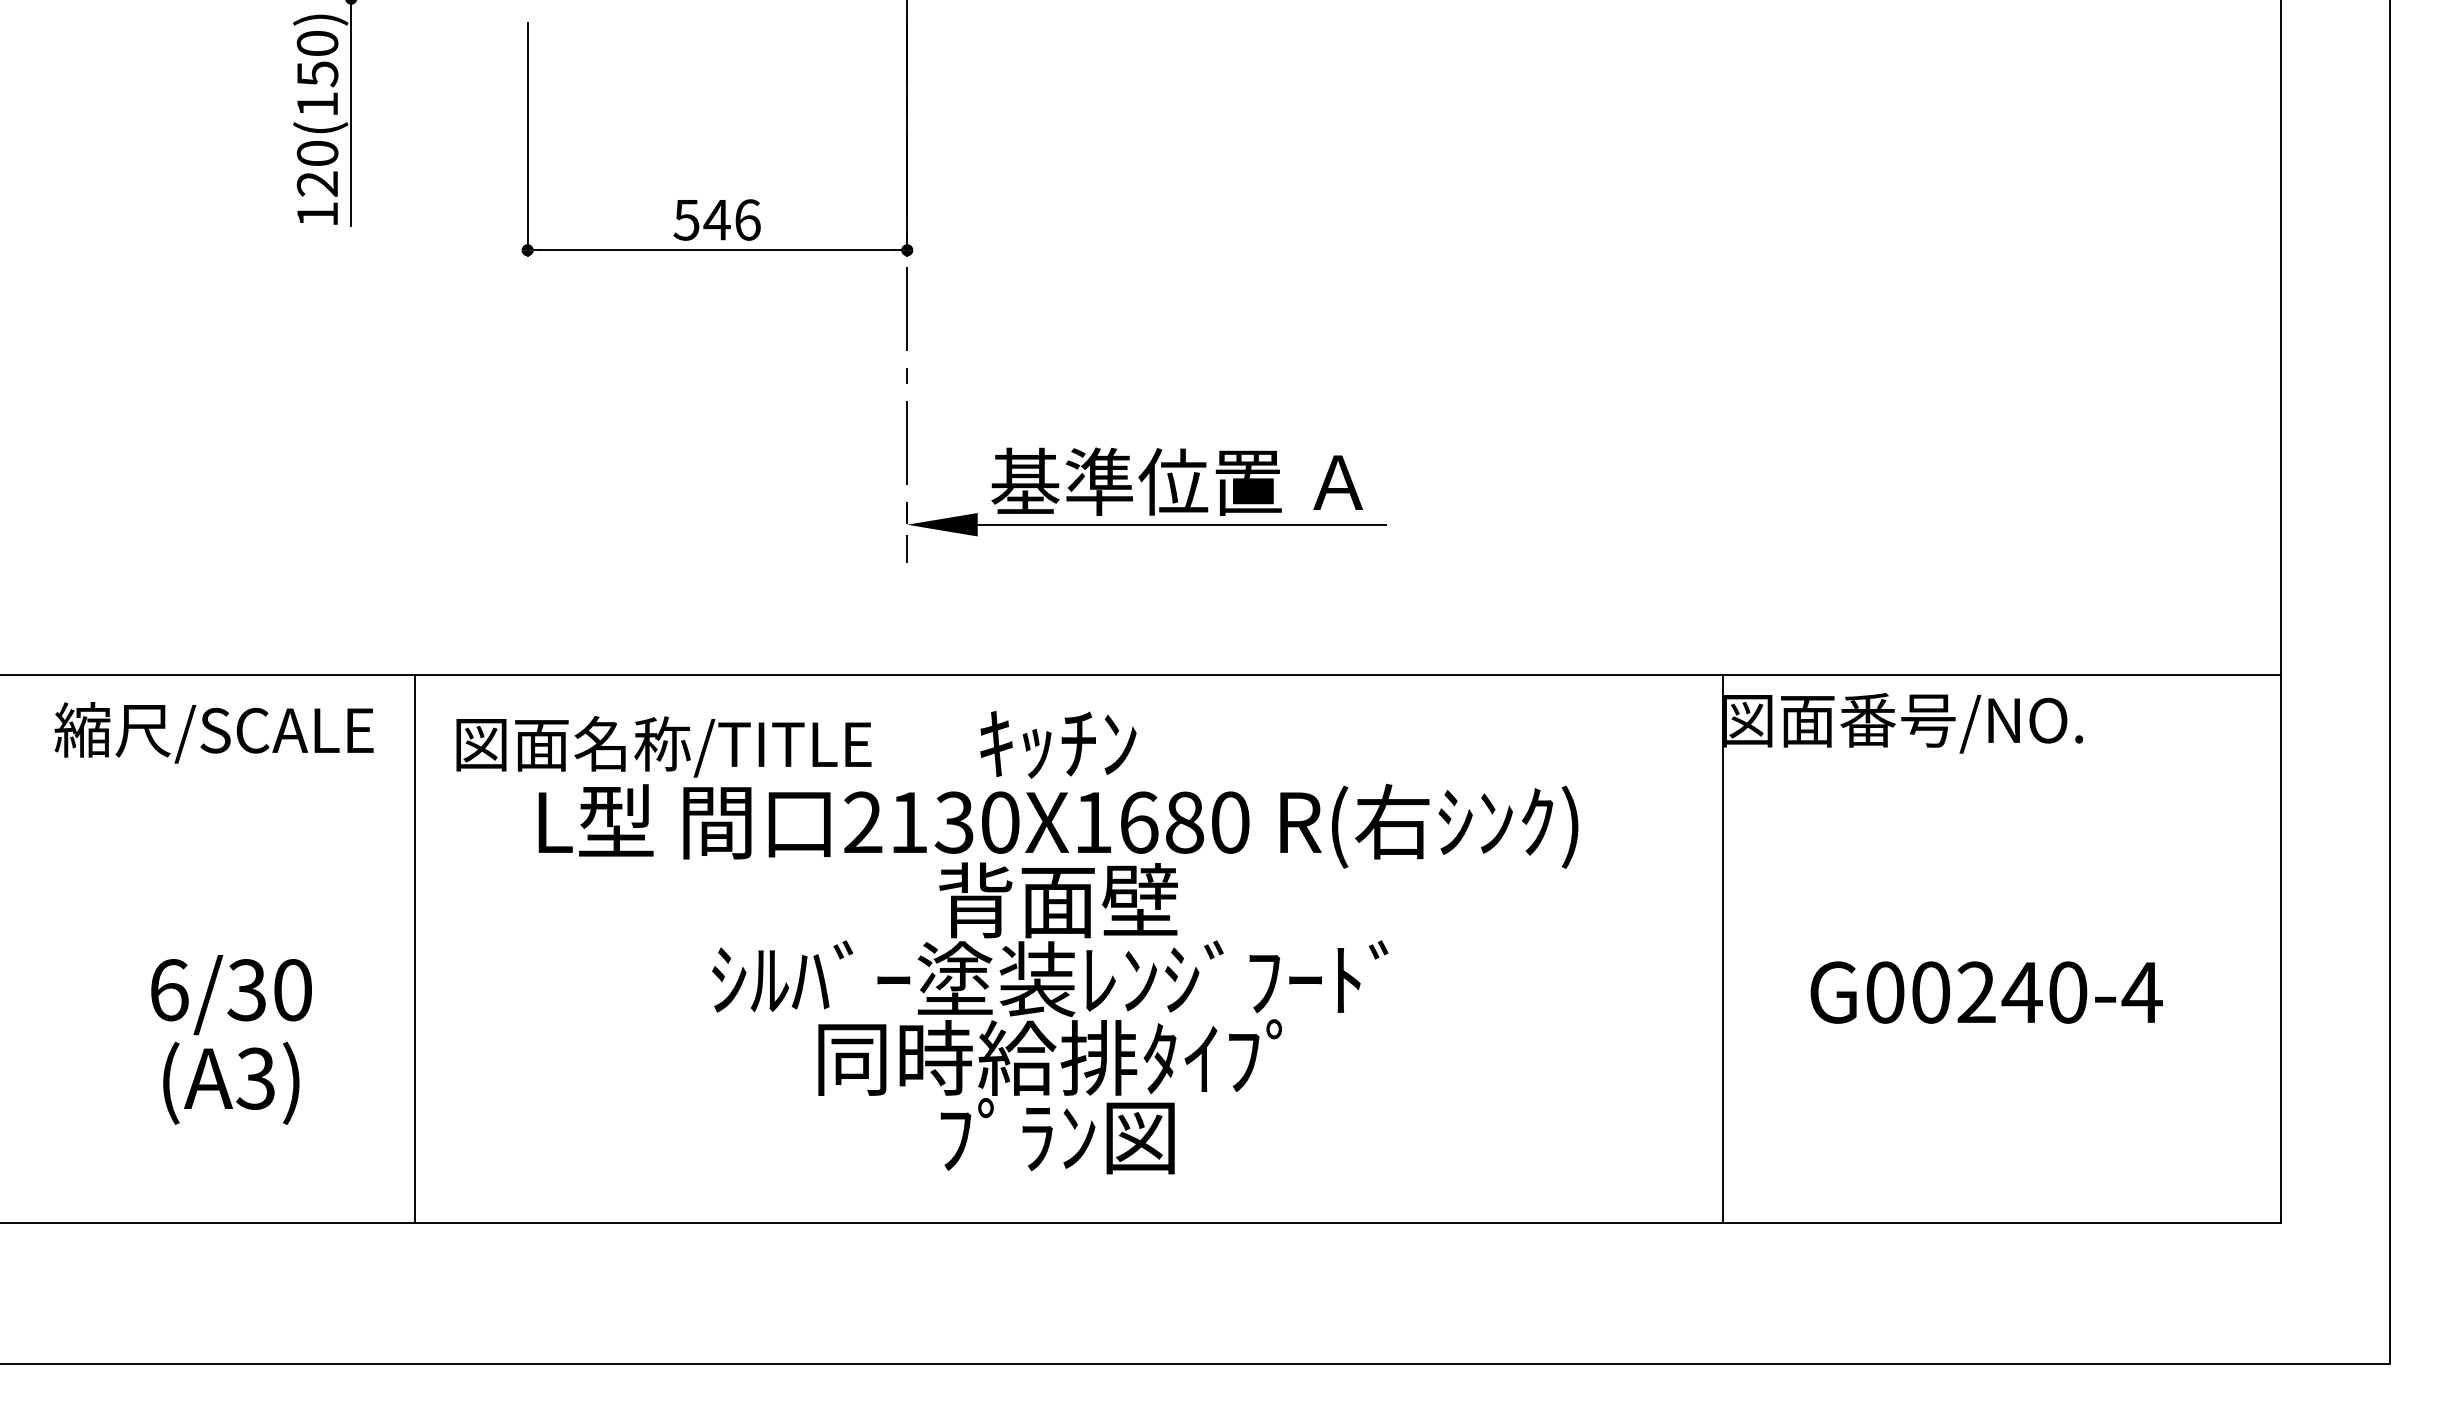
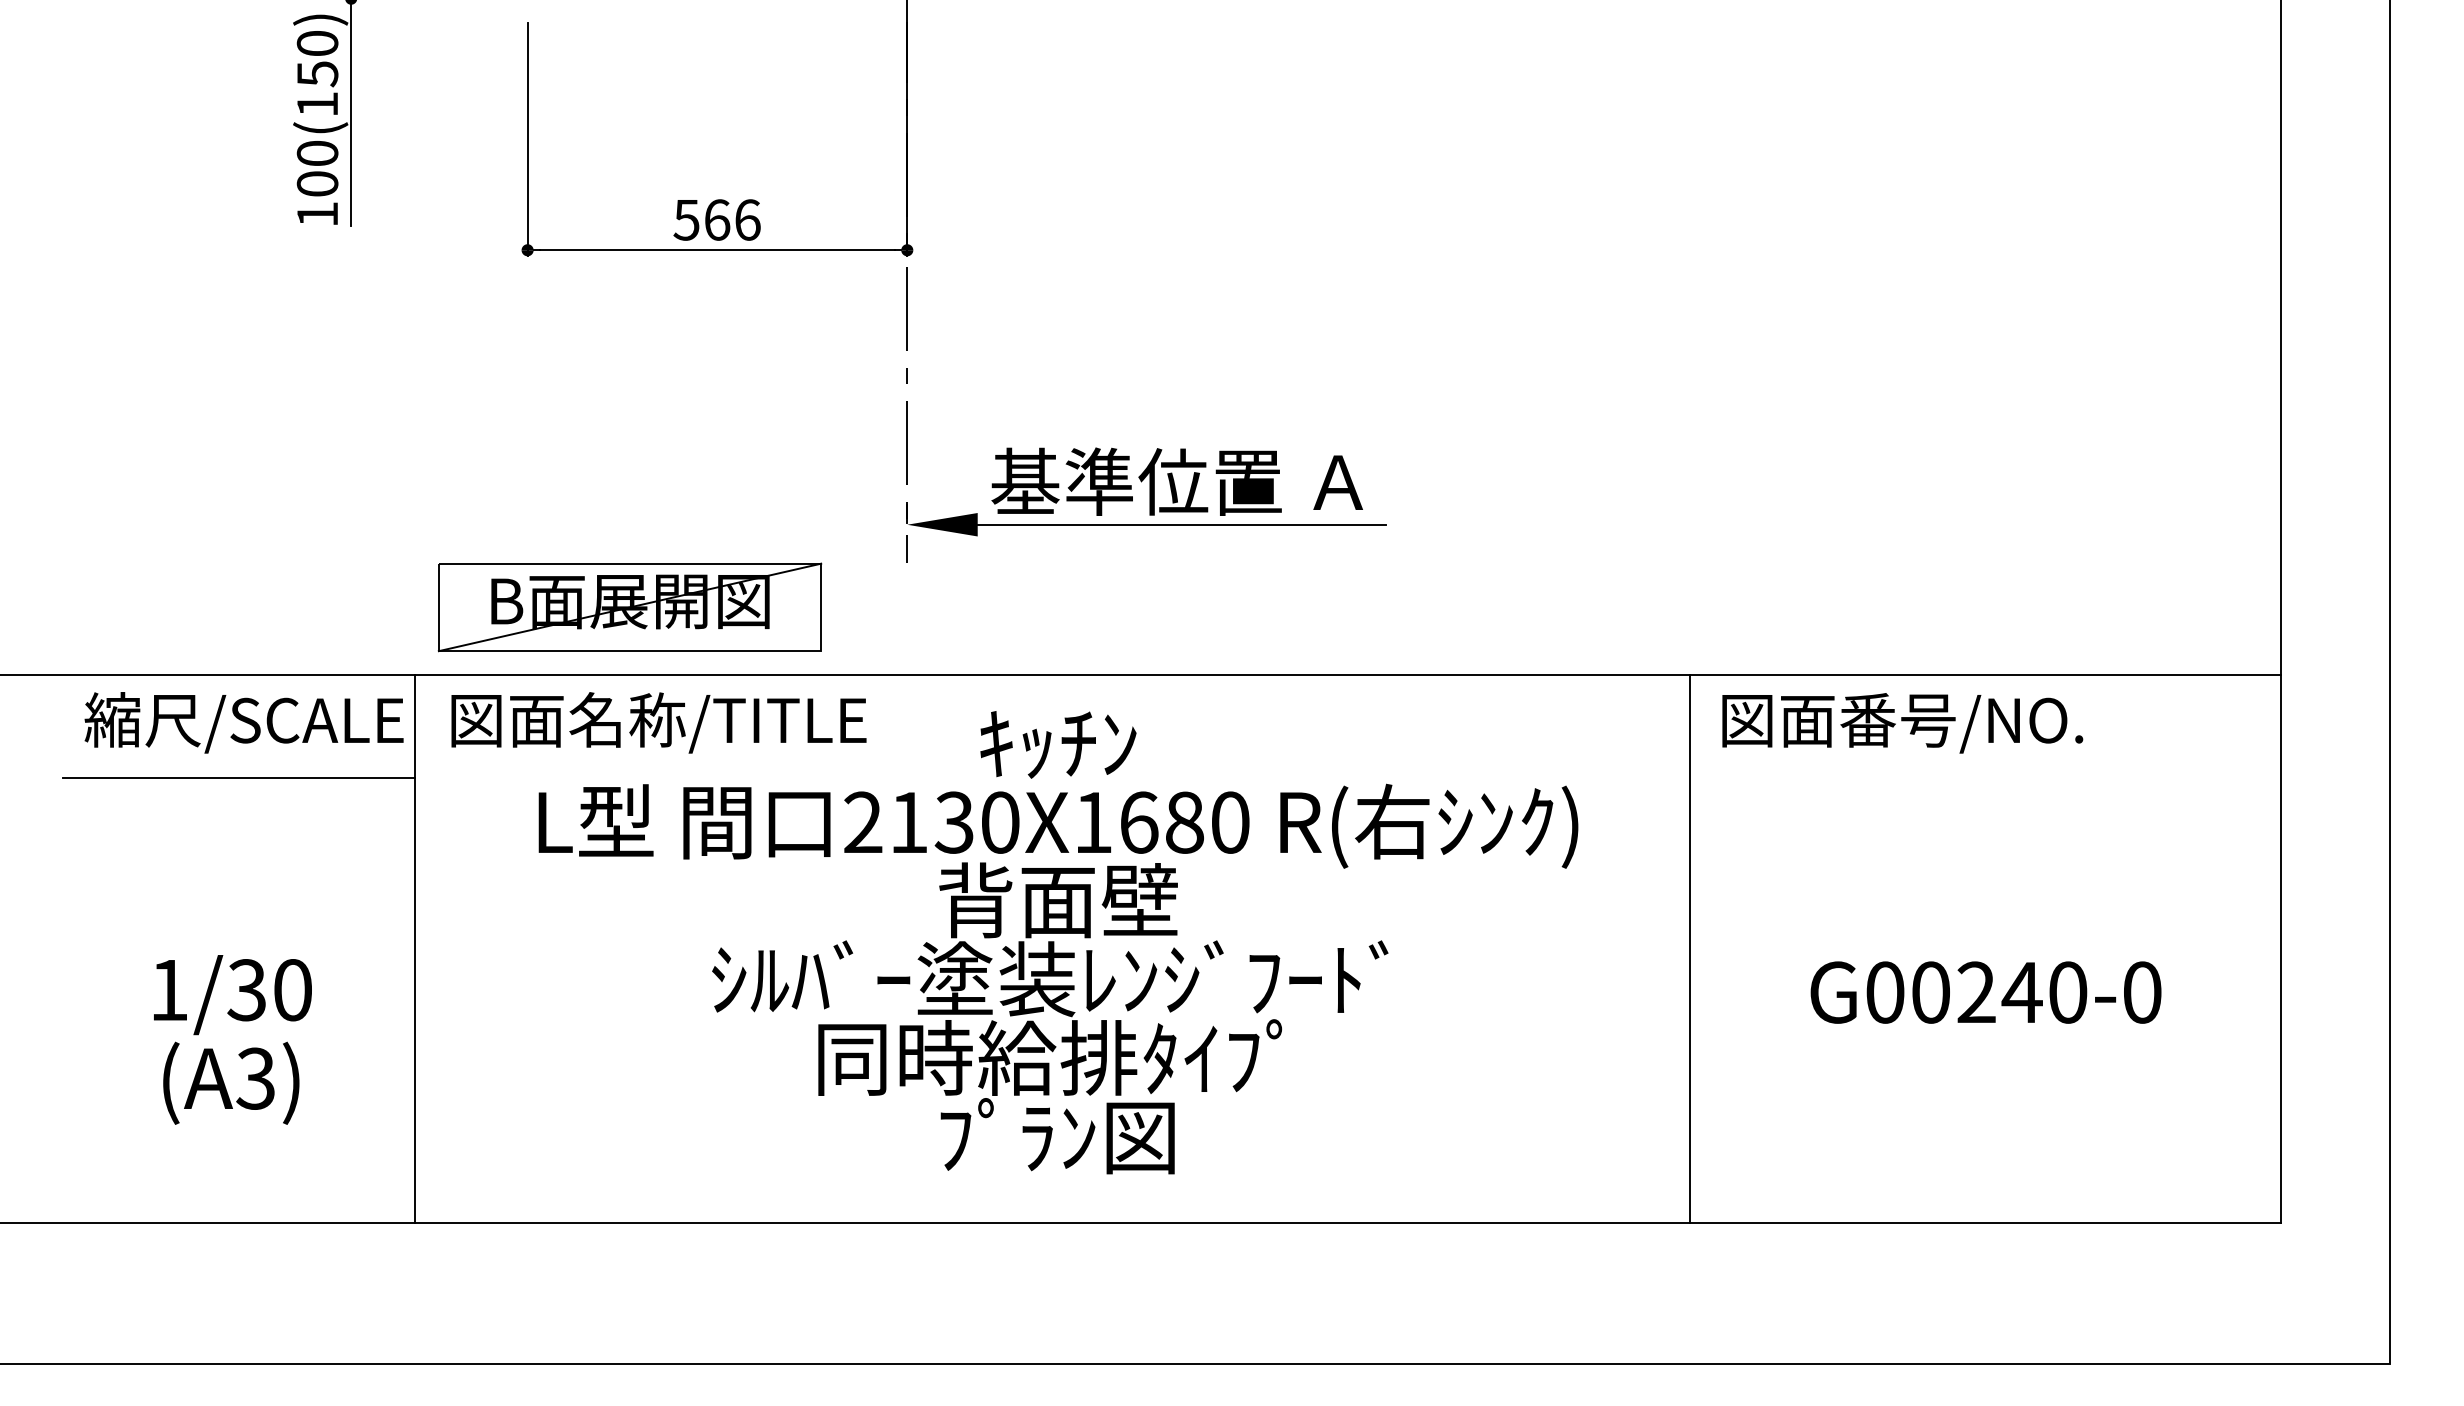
text: 120(150) -> 100(150) (317, 183)
text: 546 -> 566 (716, 219)
part: none -> present (629, 607)
text position: (213, 732) -> (243, 722) (243, 722)
text position: (663, 746) -> (658, 722) (658, 722)
line: none -> present (238, 778)
line position: (1723, 948) -> (1690, 948) (1690, 948)
text: 6/30 -> 1/30 (169, 990)
text: G00240-4 -> G00240-0 (2141, 992)
